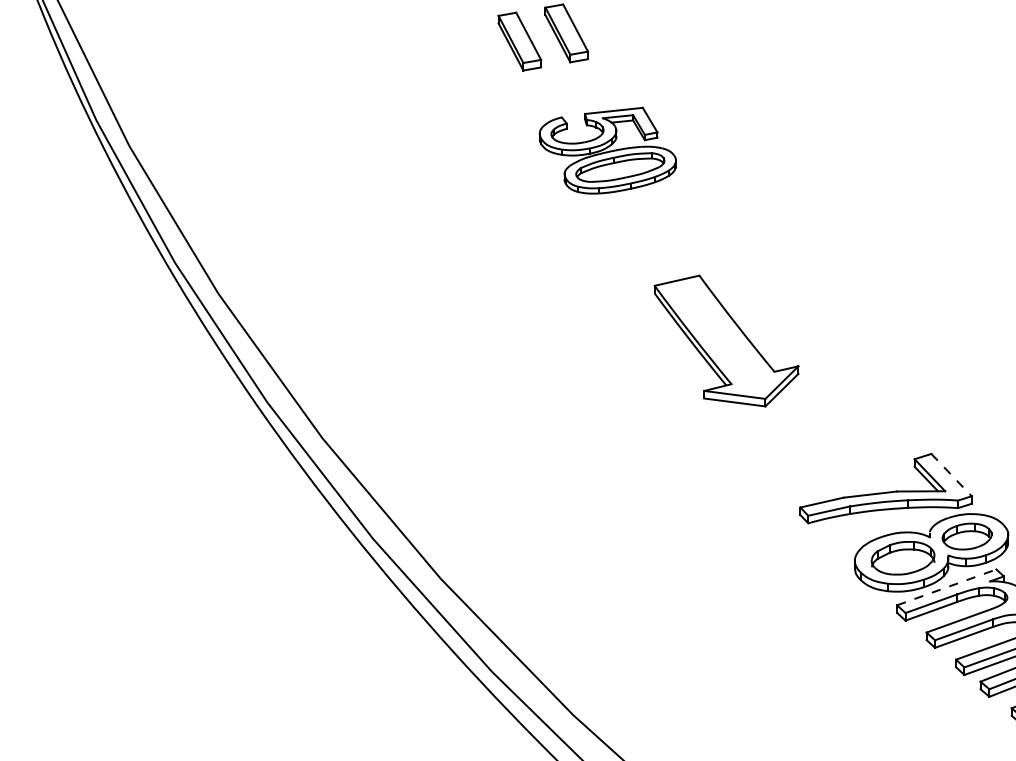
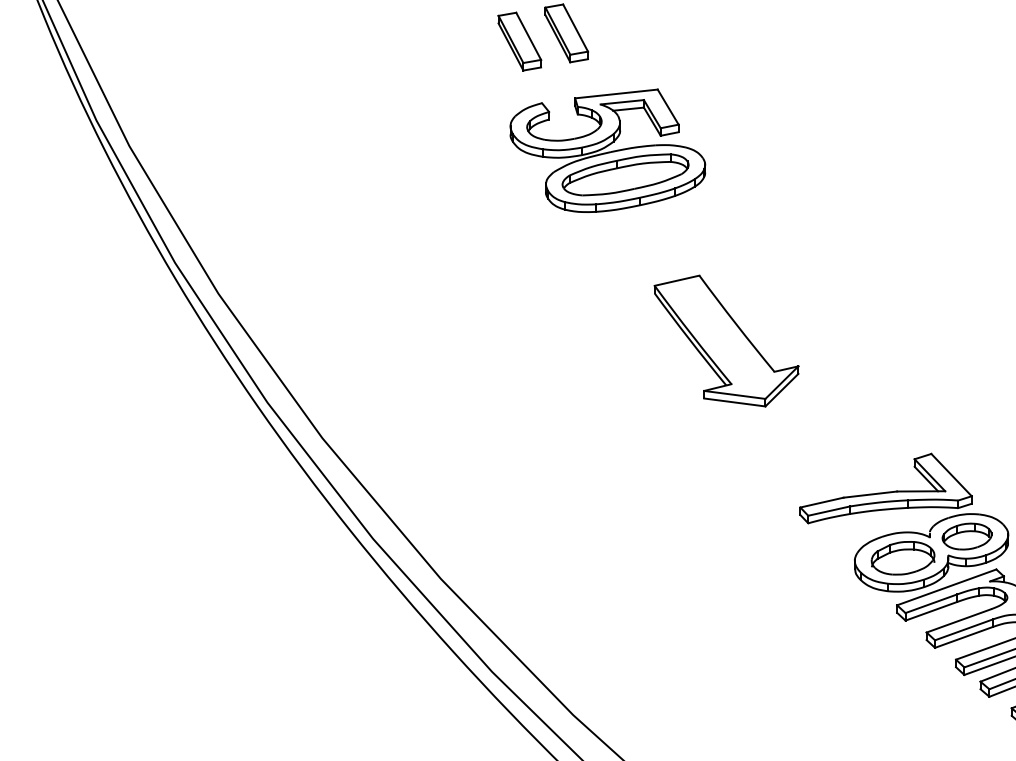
part size: 139x89 px -> 198x125 px (607, 150)
line: dashed -> solid (951, 475)
line: dashed -> solid (946, 587)
